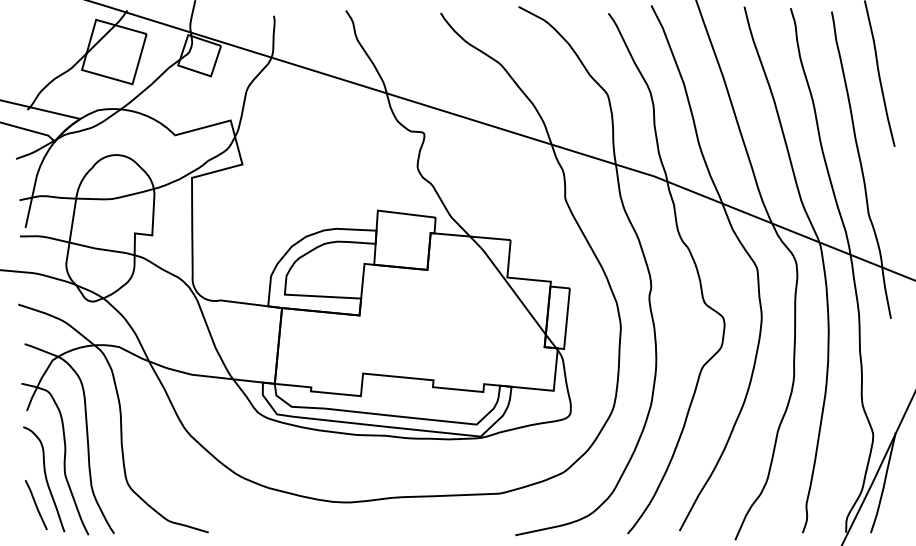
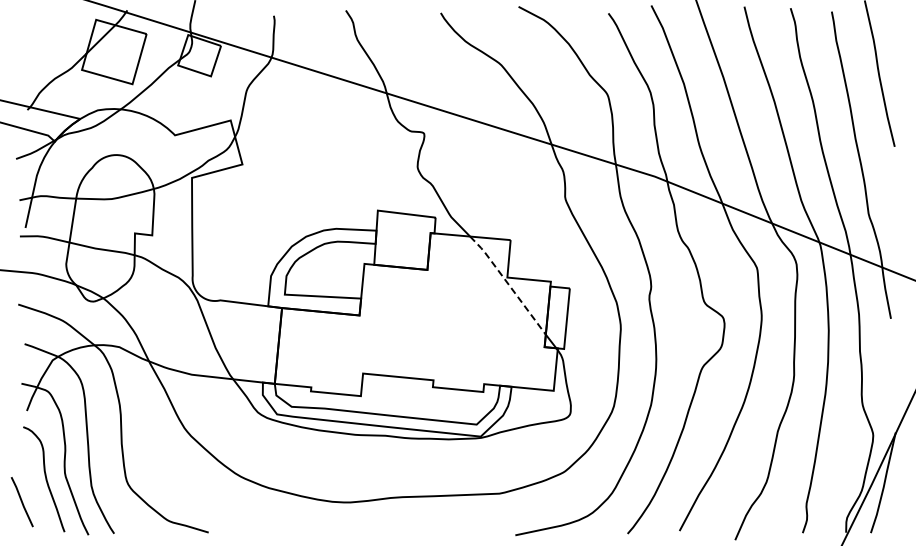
line: solid -> dashed (508, 283)
line position: (35, 505) -> (21, 502) (21, 502)
